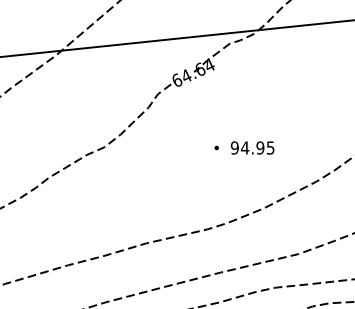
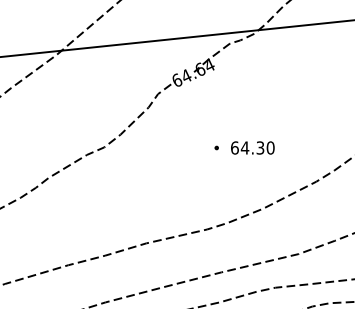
text: 94.95 -> 64.30 (252, 147)
